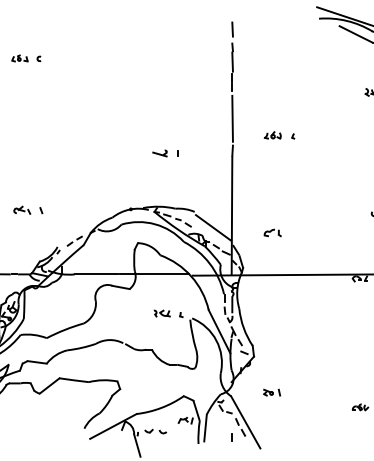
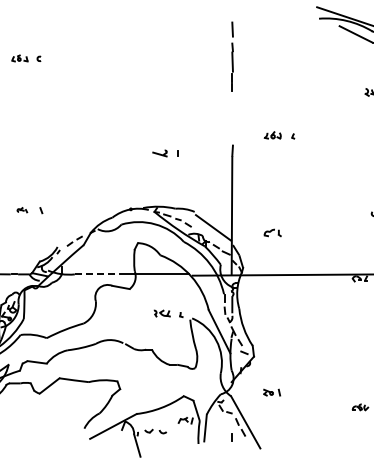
line: present -> none (232, 118)
part size: 19x10 px -> 13x7 px (22, 210)
line: solid -> dashed (96, 274)
